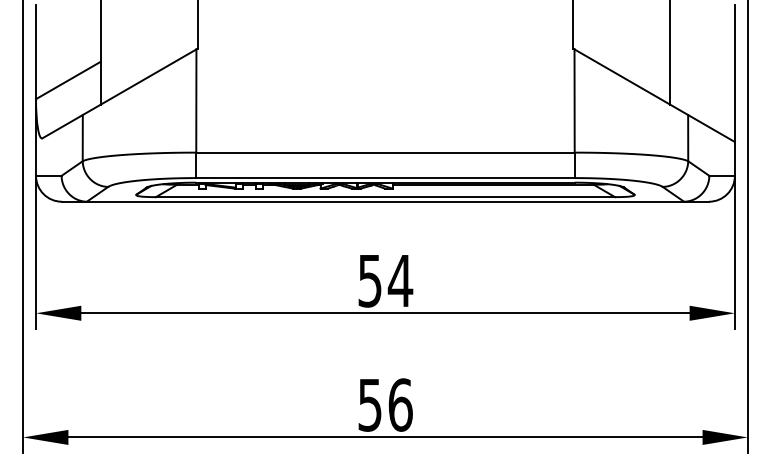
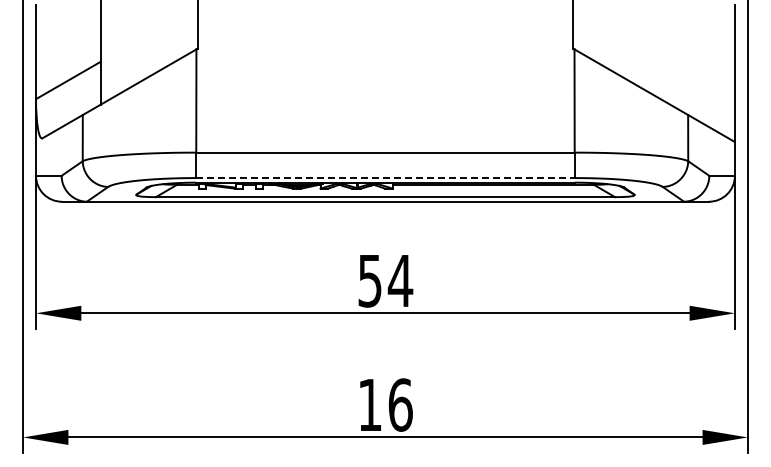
line: present -> none (670, 53)
line: solid -> dashed (385, 178)
text: 56 -> 16 (369, 405)
